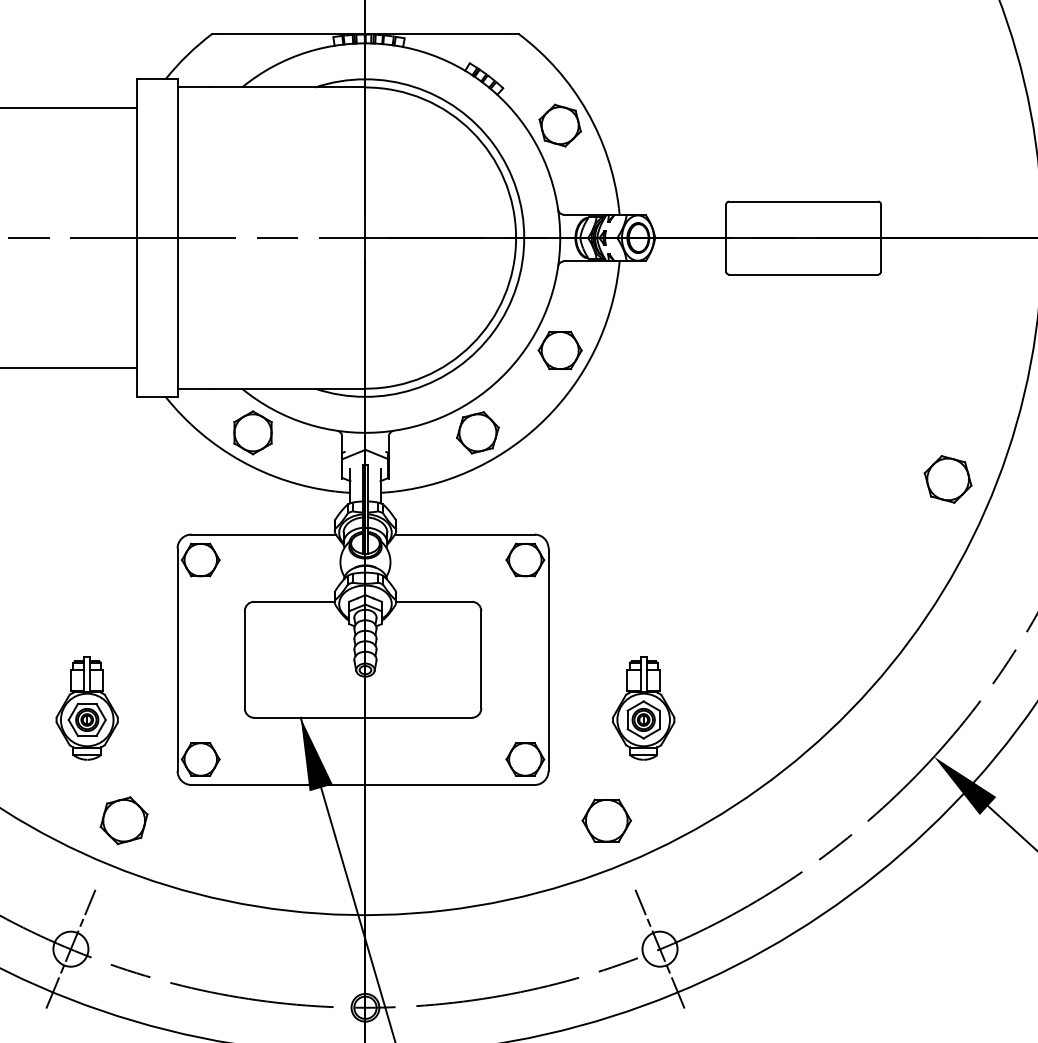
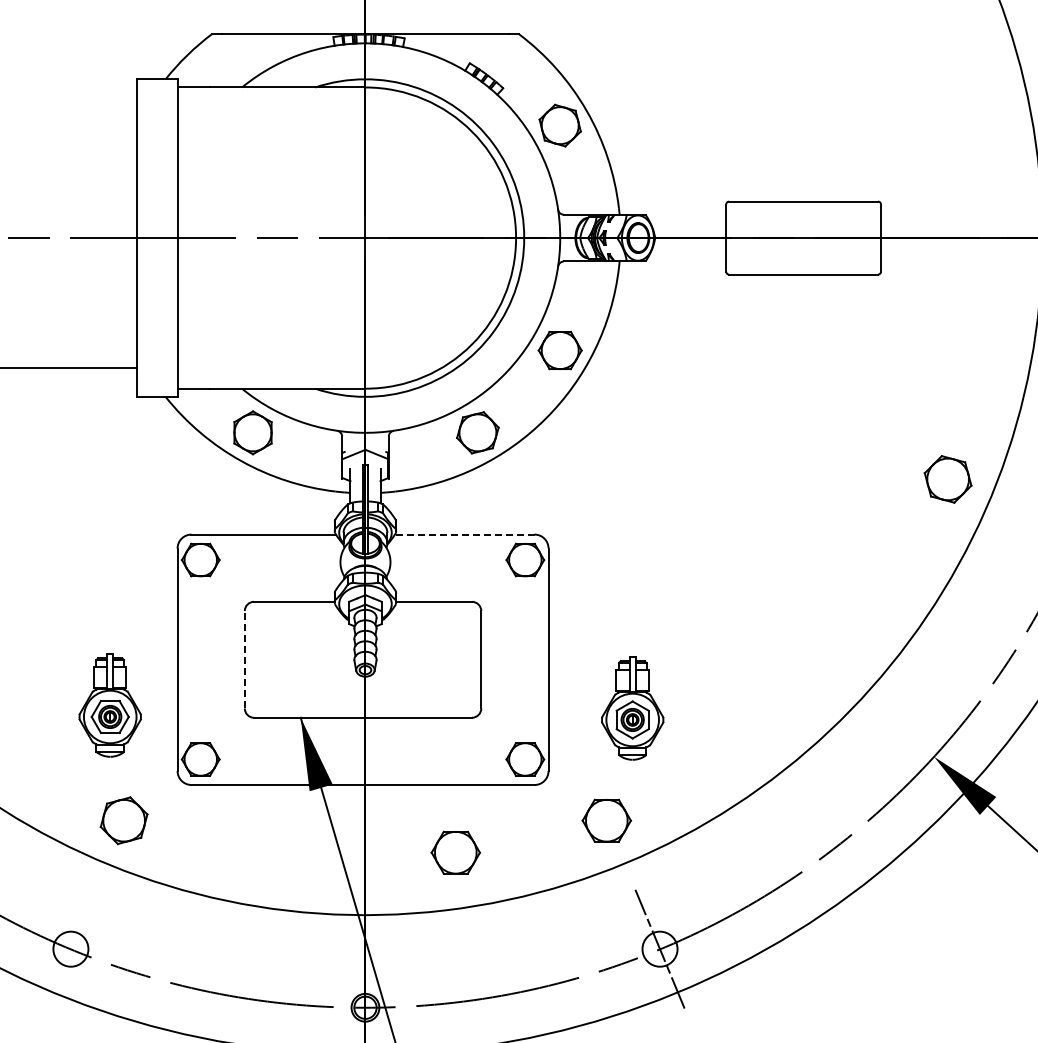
line: present -> none (69, 108)
line: solid -> dashed (464, 534)
line: solid -> dashed (244, 659)
part position: (86, 708) -> (109, 705) (109, 705)
part position: (643, 708) -> (632, 708) (632, 708)
part: none -> present (455, 852)
line: present -> none (70, 948)
